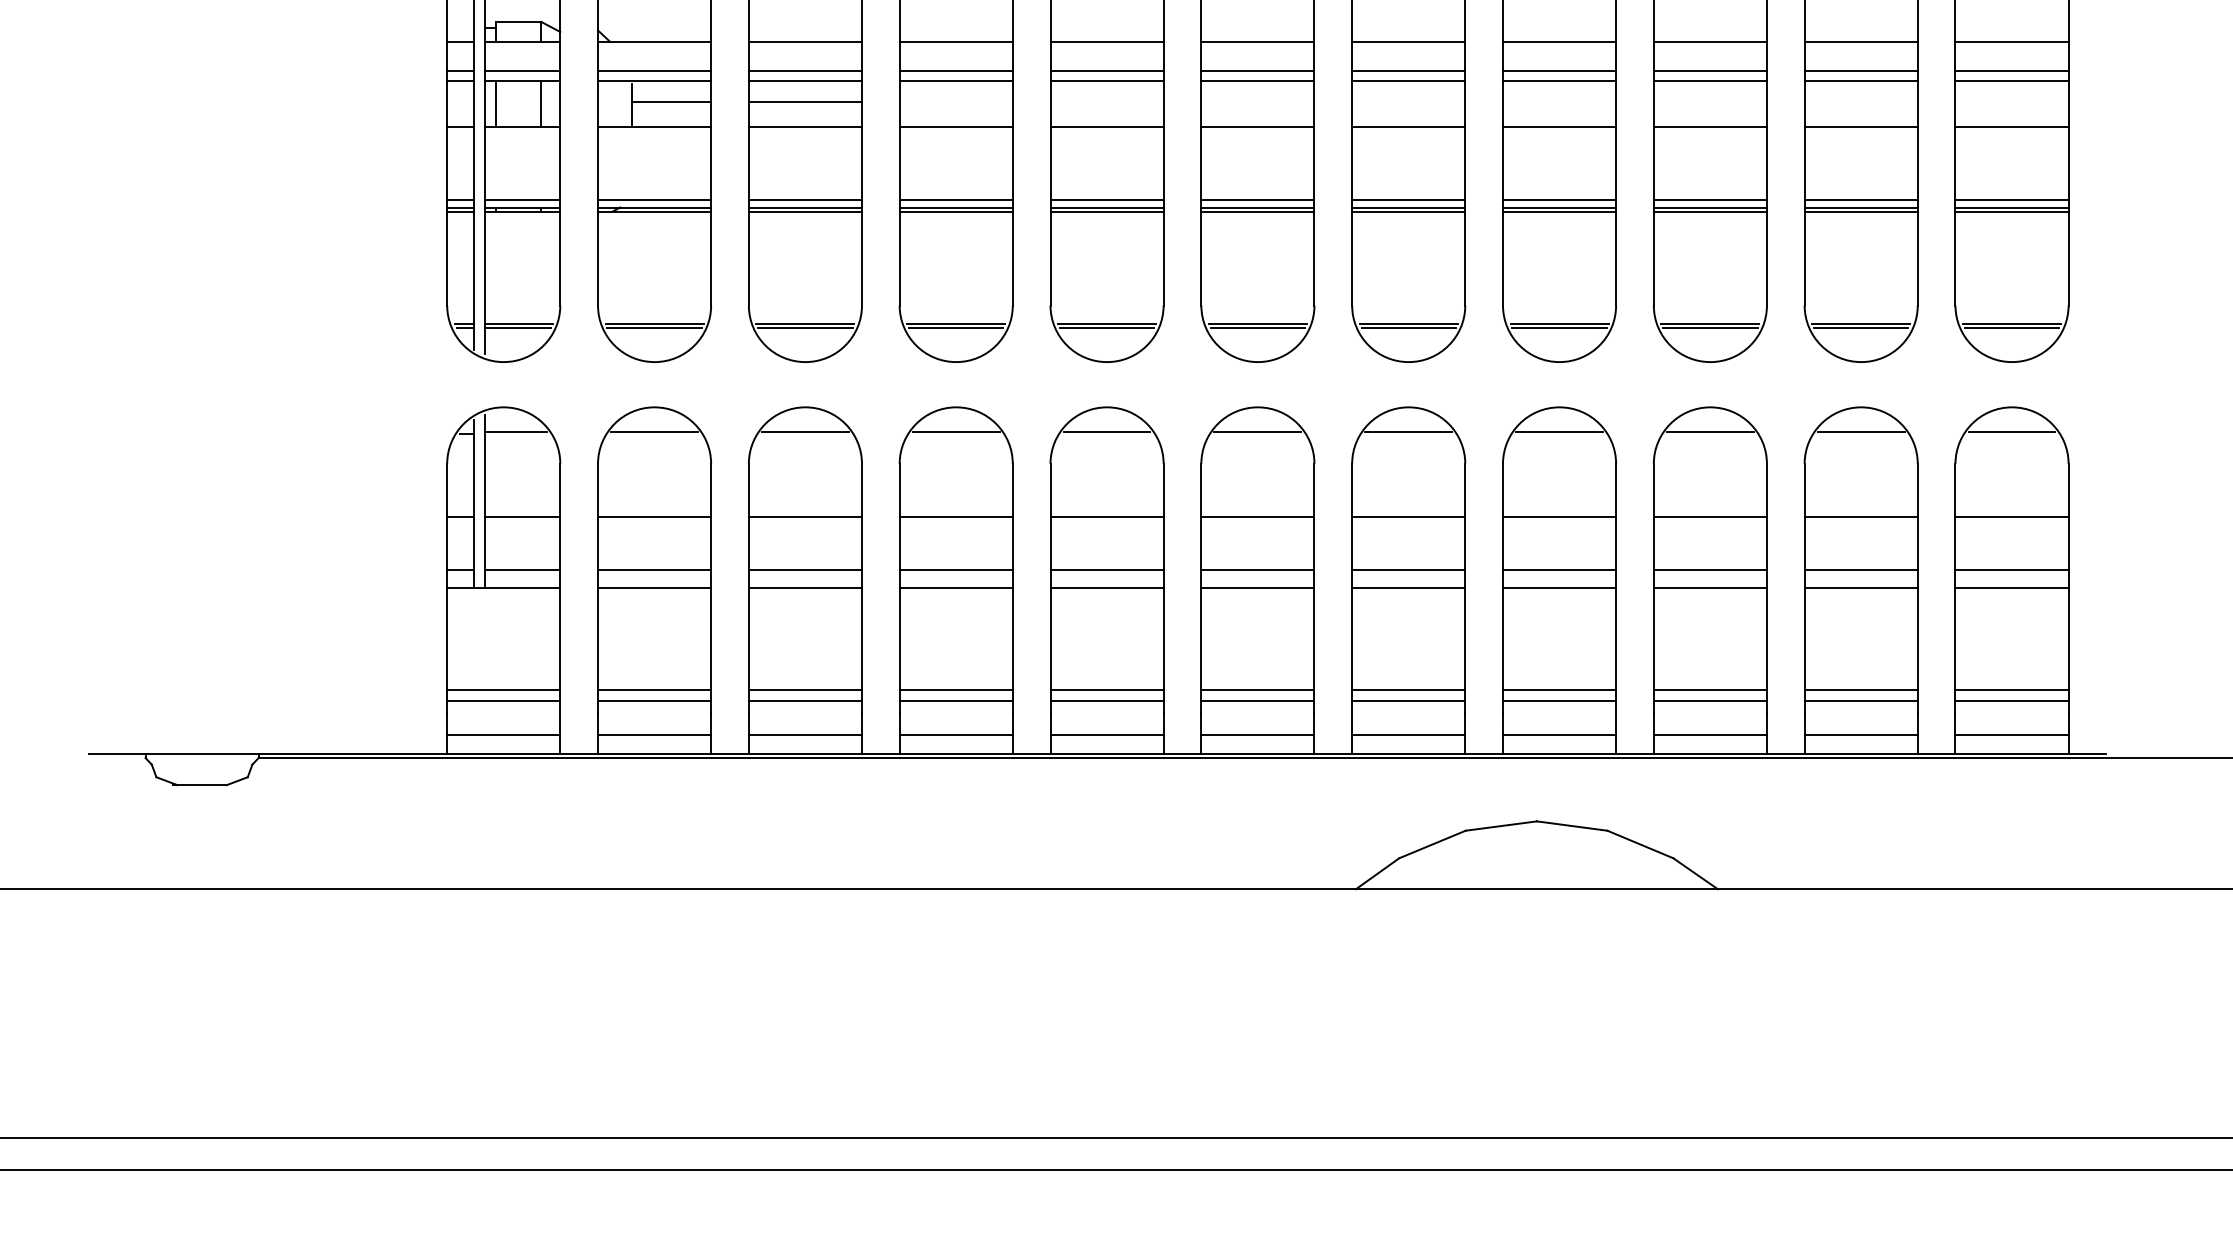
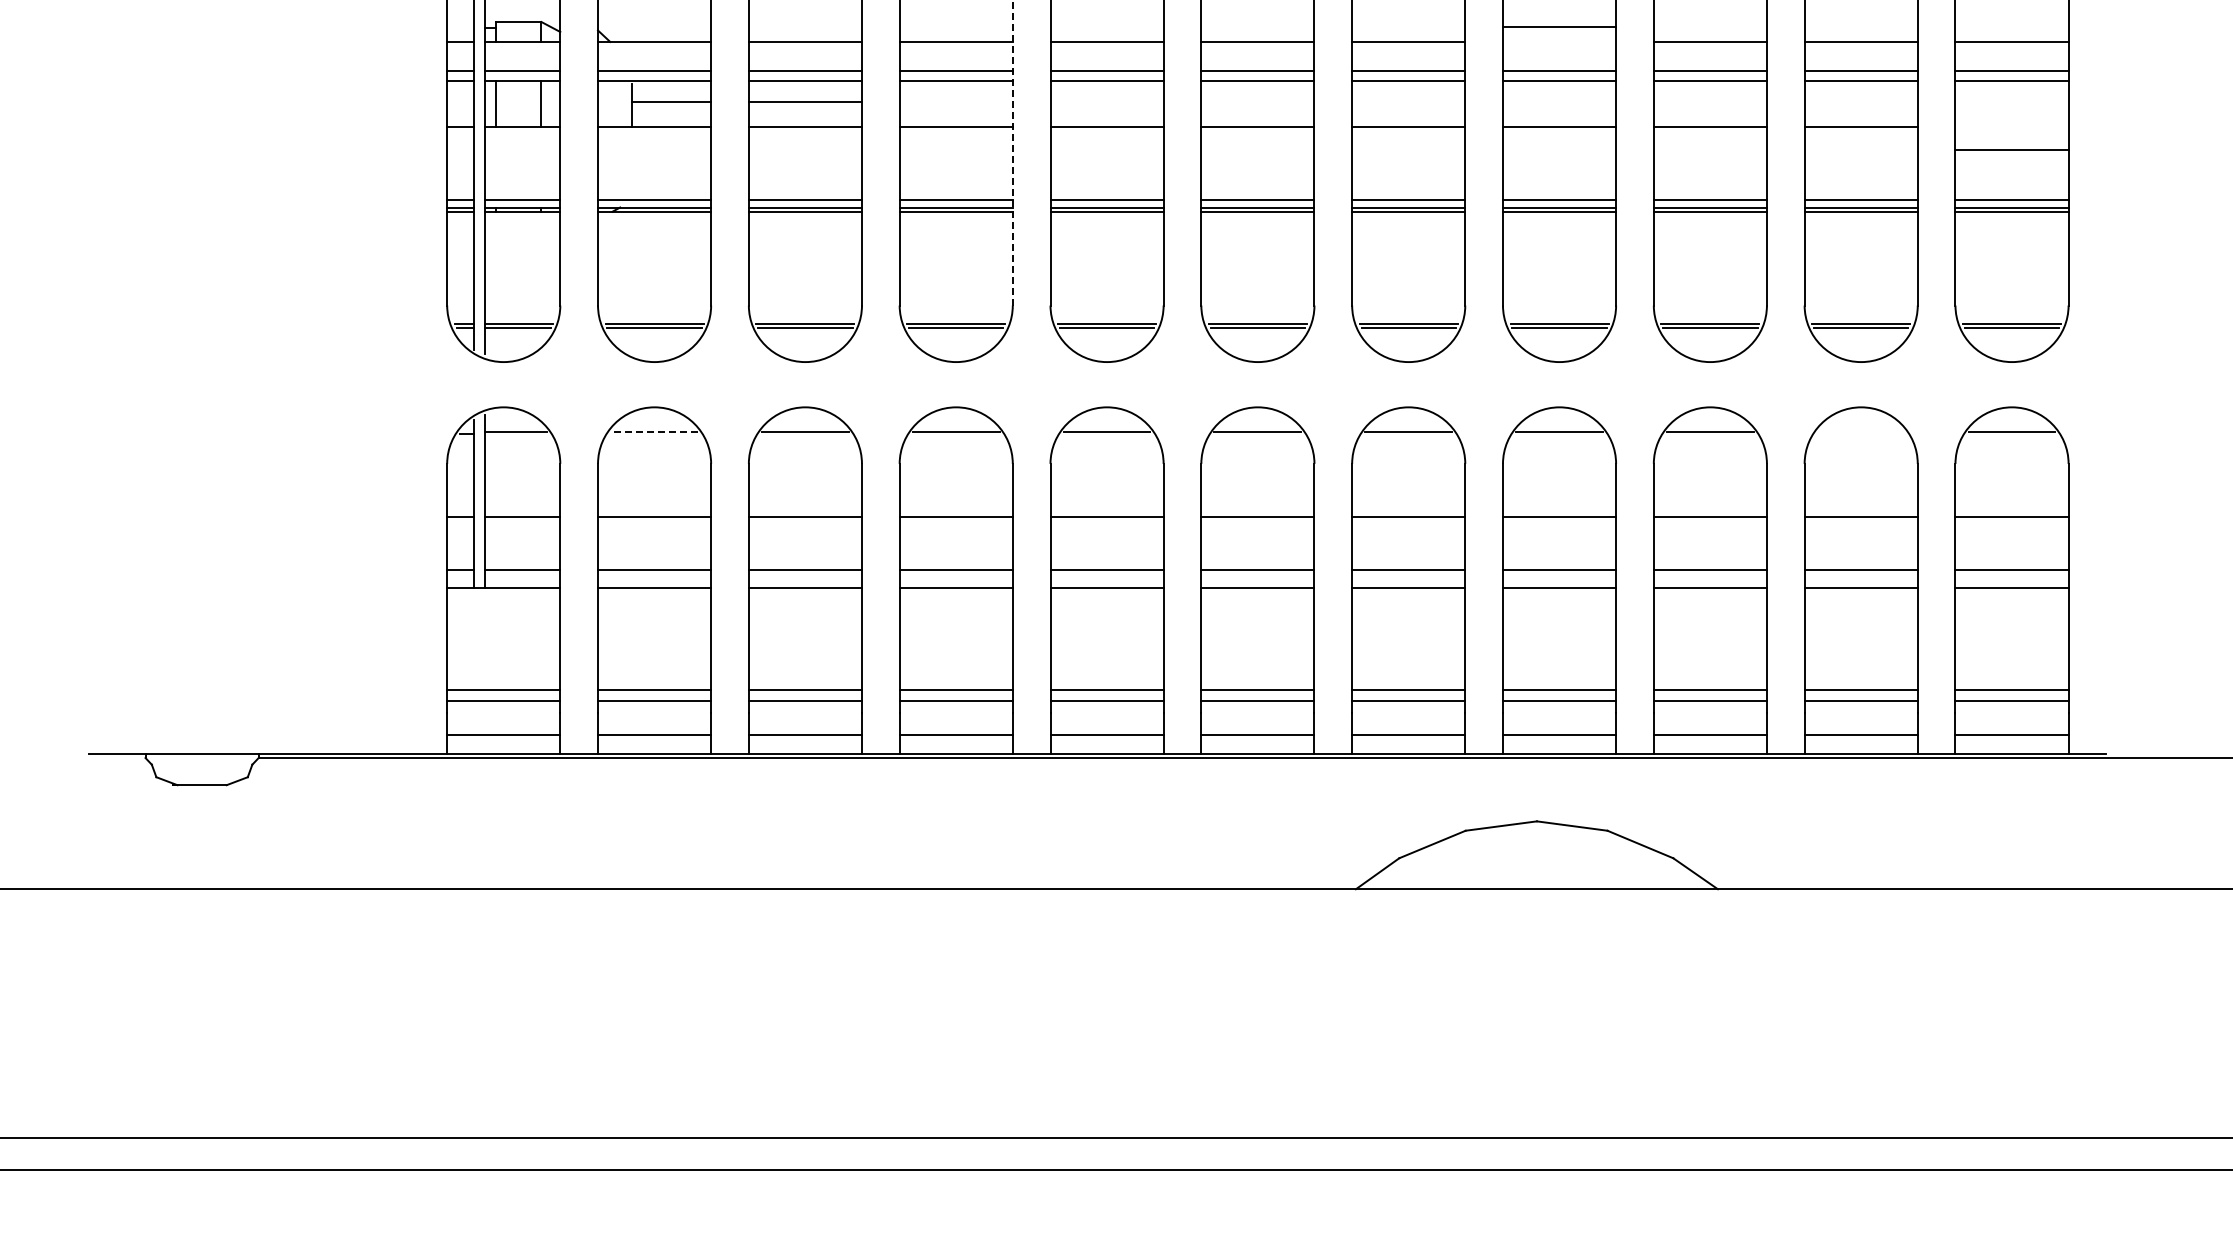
line position: (1559, 41) -> (1559, 26) (1559, 26)
line position: (2011, 127) -> (2011, 150) (2011, 150)
line: solid -> dashed (1012, 152)
line: solid -> dashed (654, 432)
line: present -> none (1860, 432)
